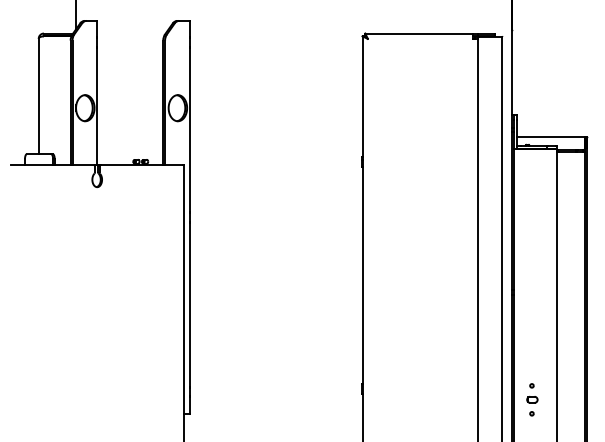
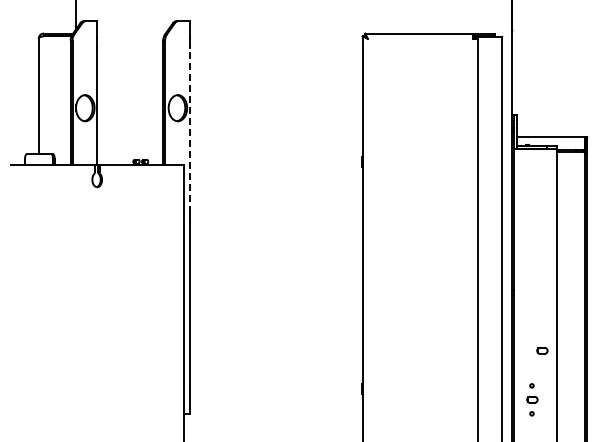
line: solid -> dashed (189, 130)
part: none -> present (542, 350)
